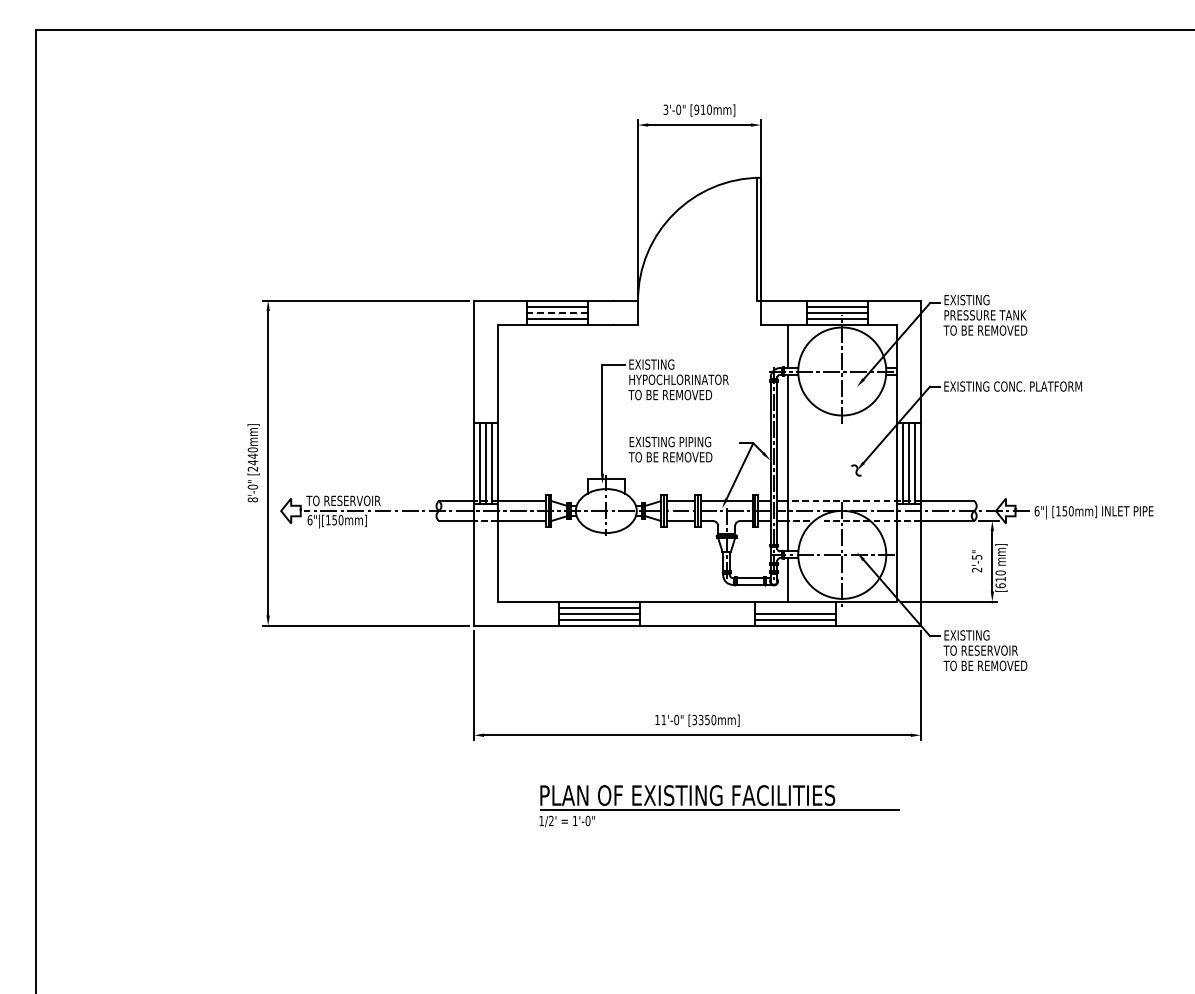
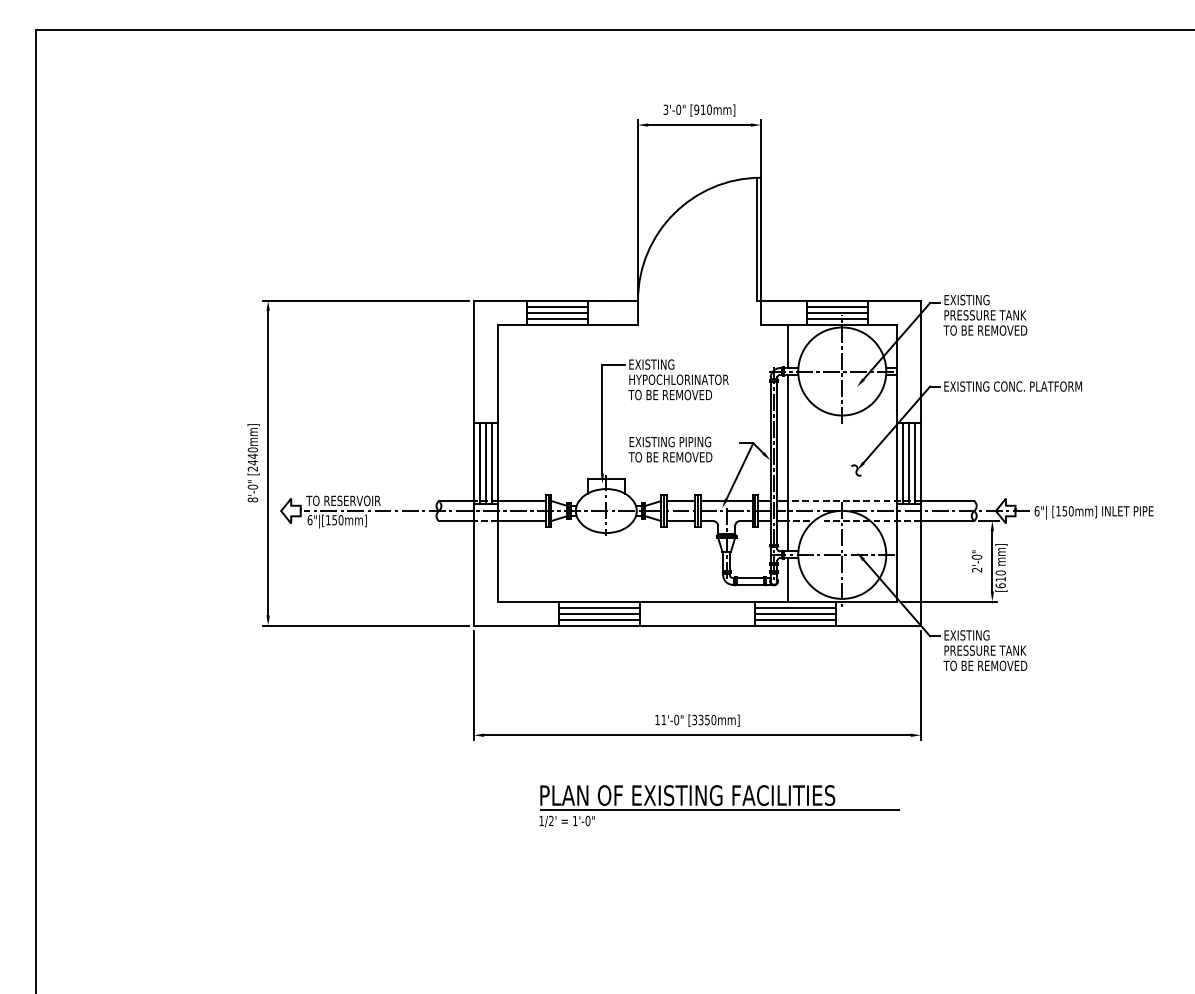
line: dashed -> solid (556, 312)
text: 2'-5" -> 2'-0" (977, 556)
line: none -> present (794, 607)
text: TO RESERVOIR -> PRESSURE TANK (984, 650)
